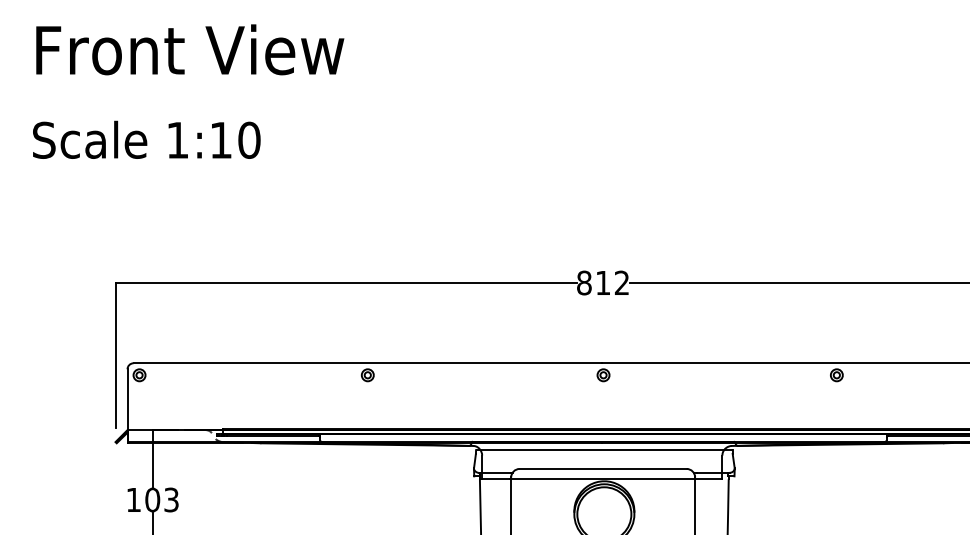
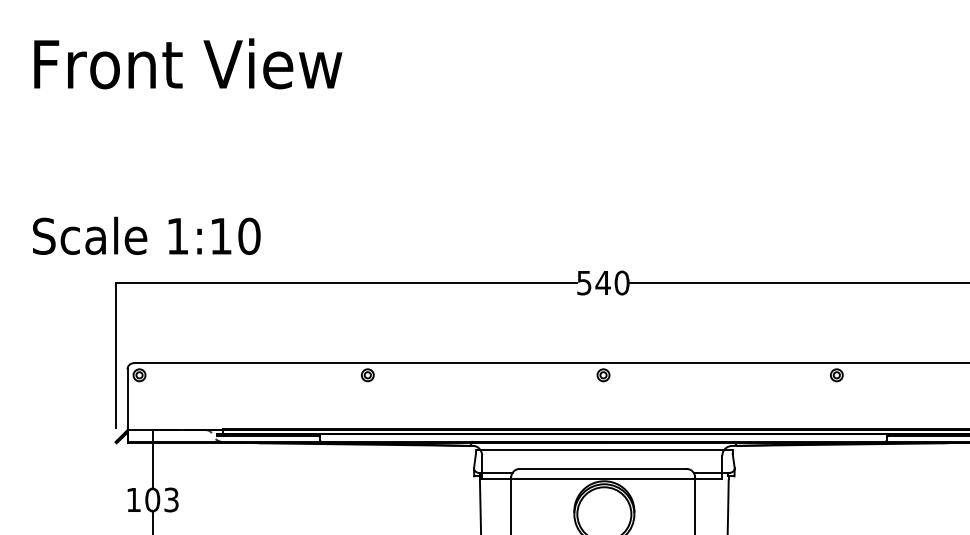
text position: (190, 49) -> (188, 63) (188, 63)
text position: (146, 139) -> (146, 235) (146, 235)
text: 812 -> 540 (603, 282)
